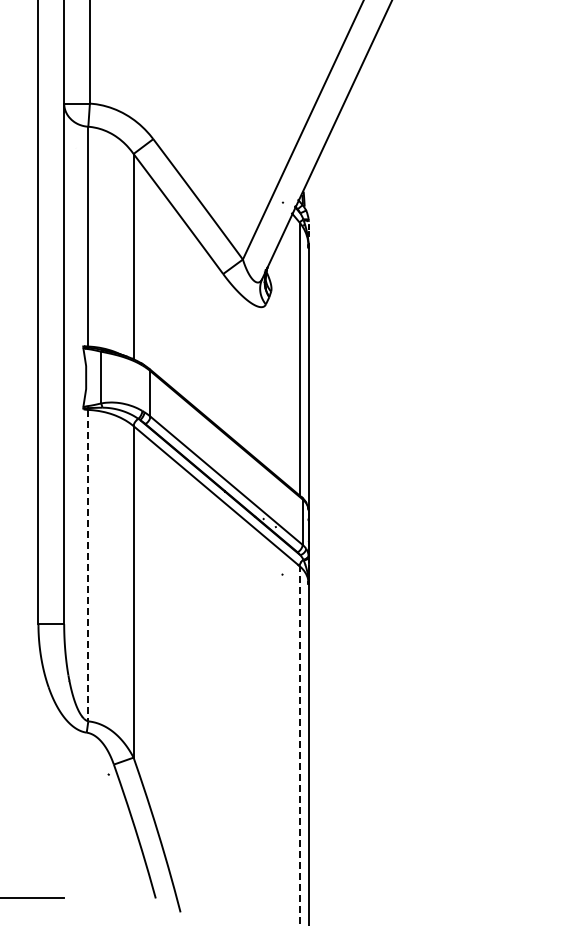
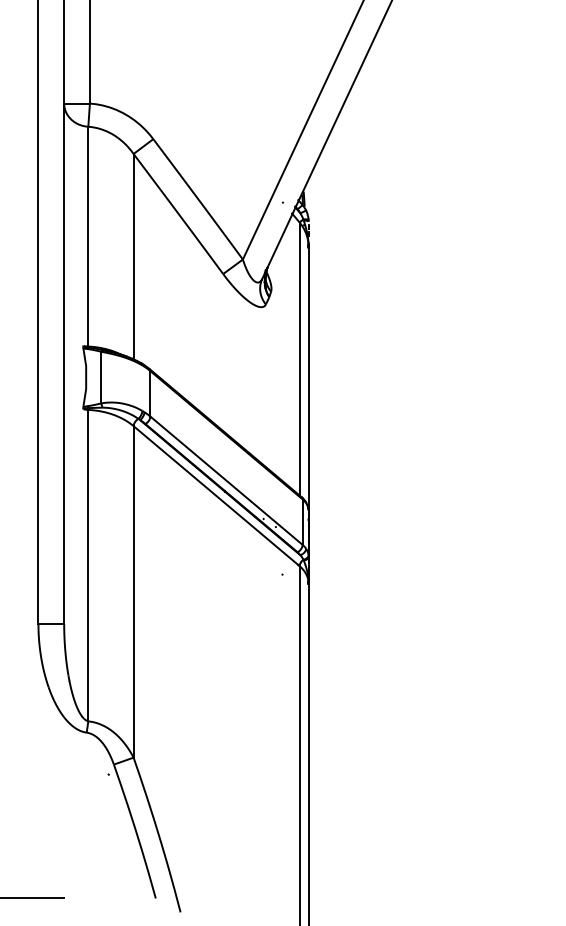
line: dashed -> solid (88, 565)
line: dashed -> solid (299, 745)
